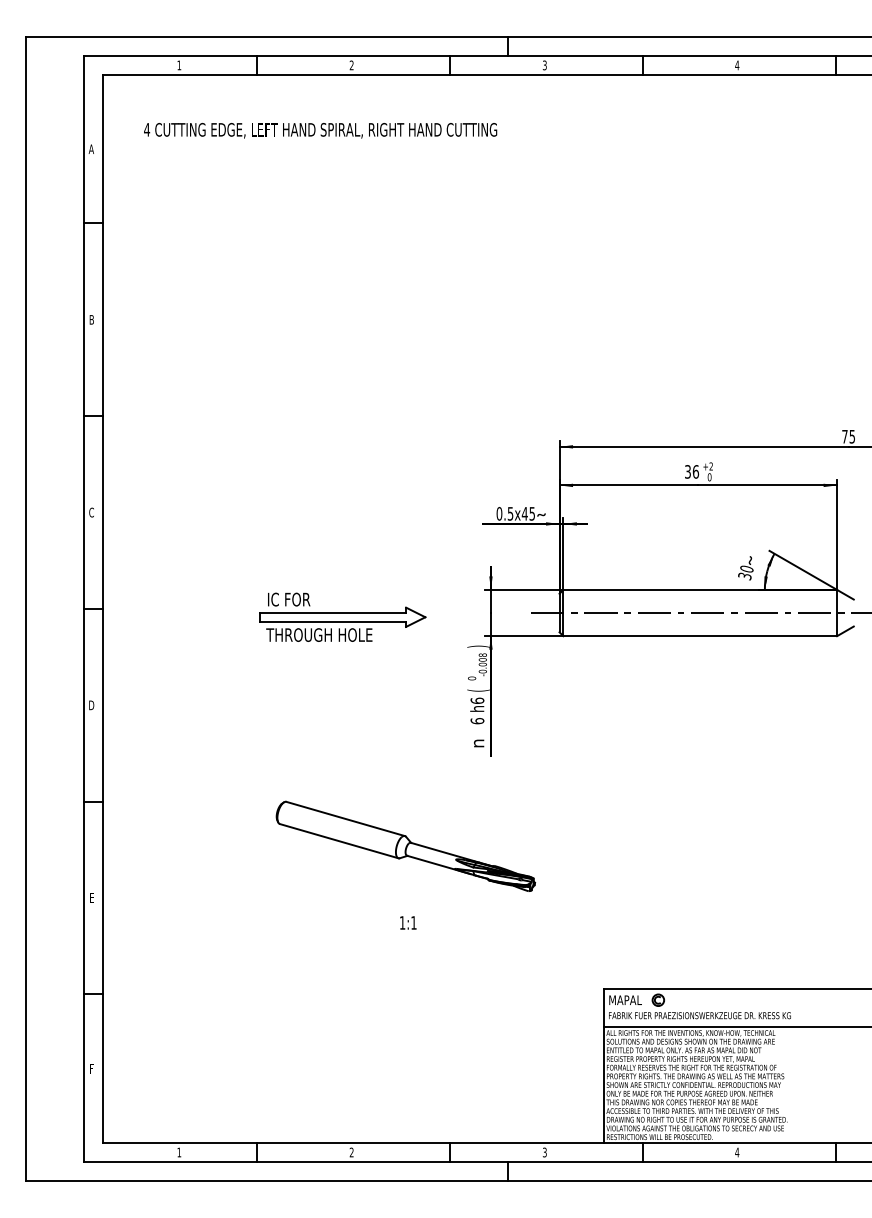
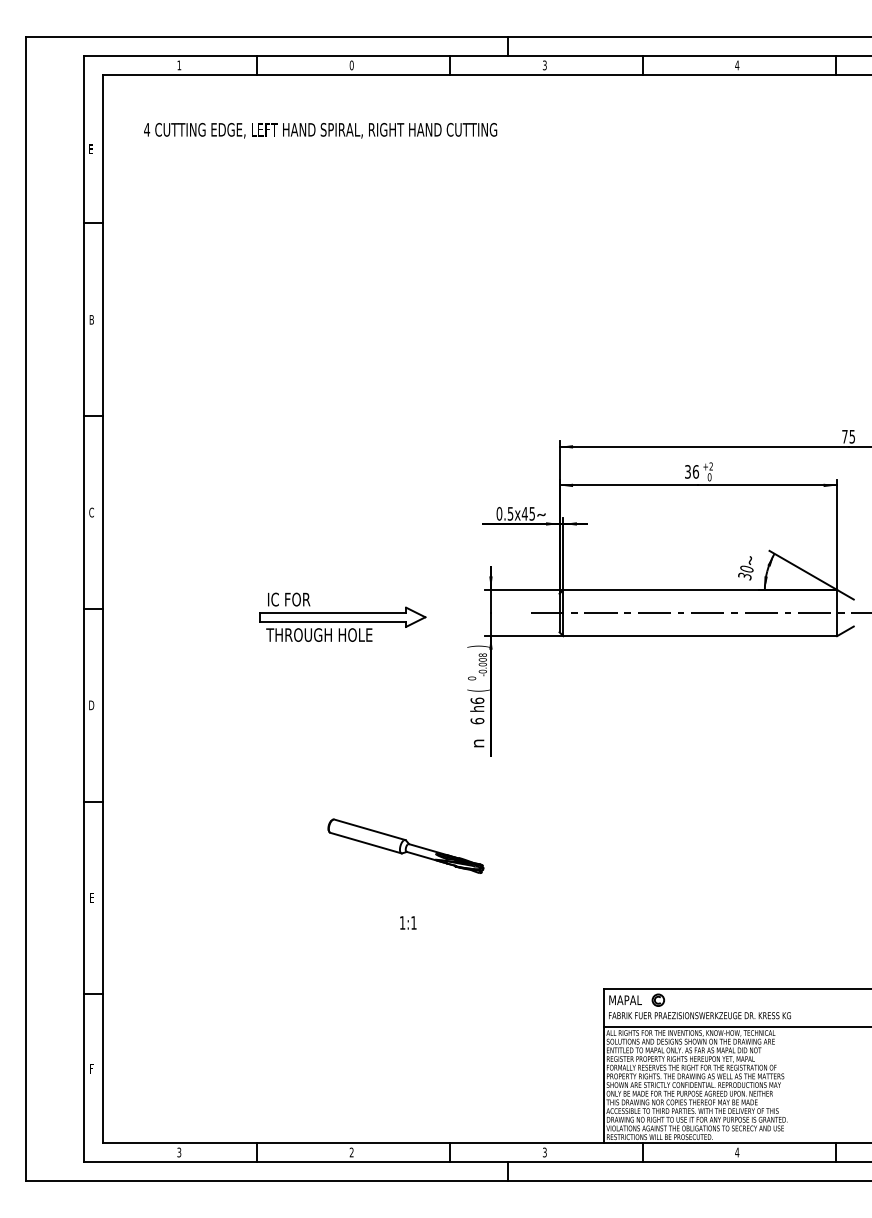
text: 2 -> 0 (351, 65)
text: A -> E (90, 148)
part size: 262x92 px -> 158x56 px (405, 845)
text: 1 -> 3 (179, 1152)
